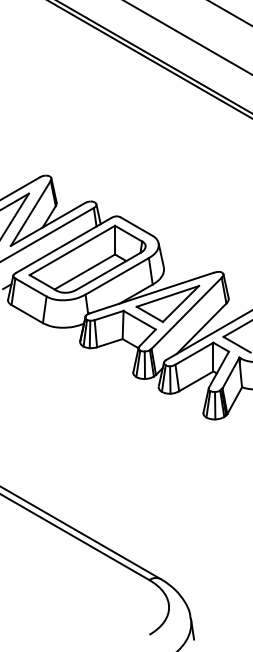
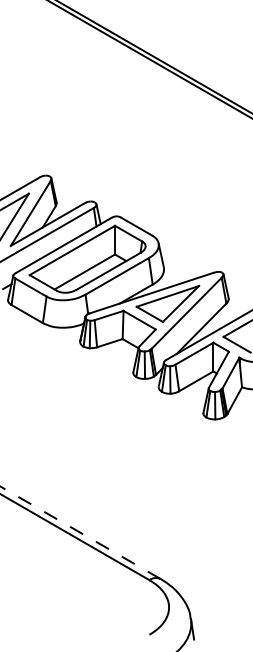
line: present -> none (230, 13)
line: present -> none (187, 37)
line: solid -> dashed (80, 532)
